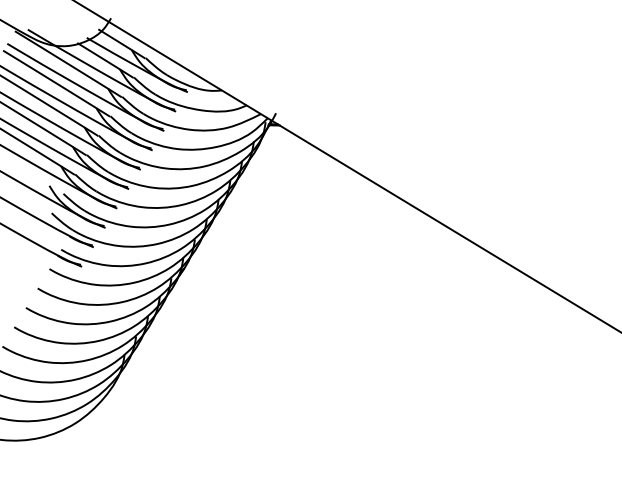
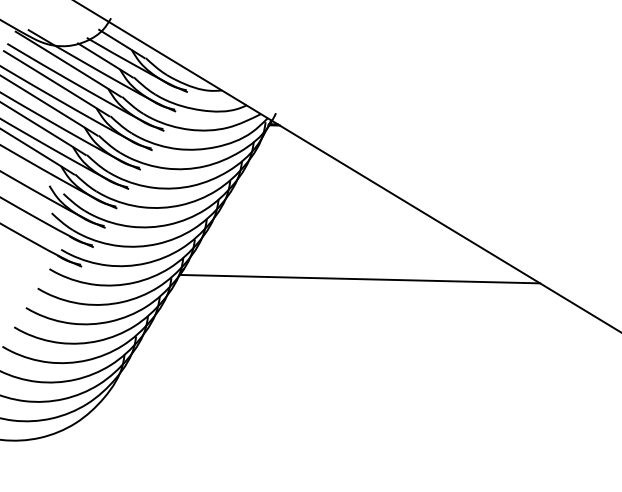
line: none -> present (359, 278)
